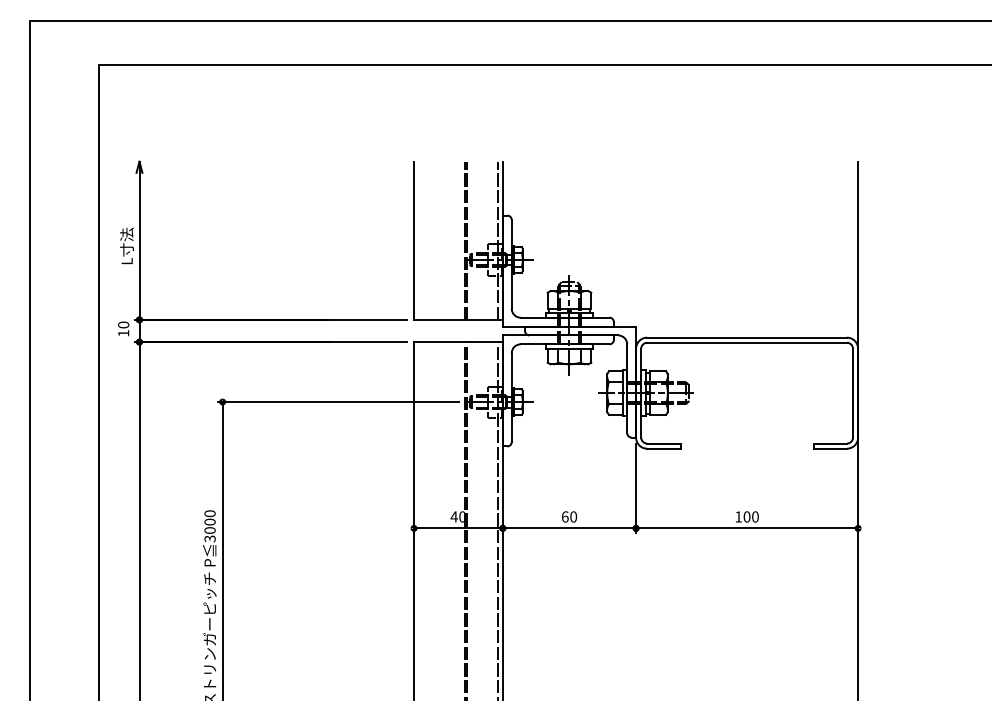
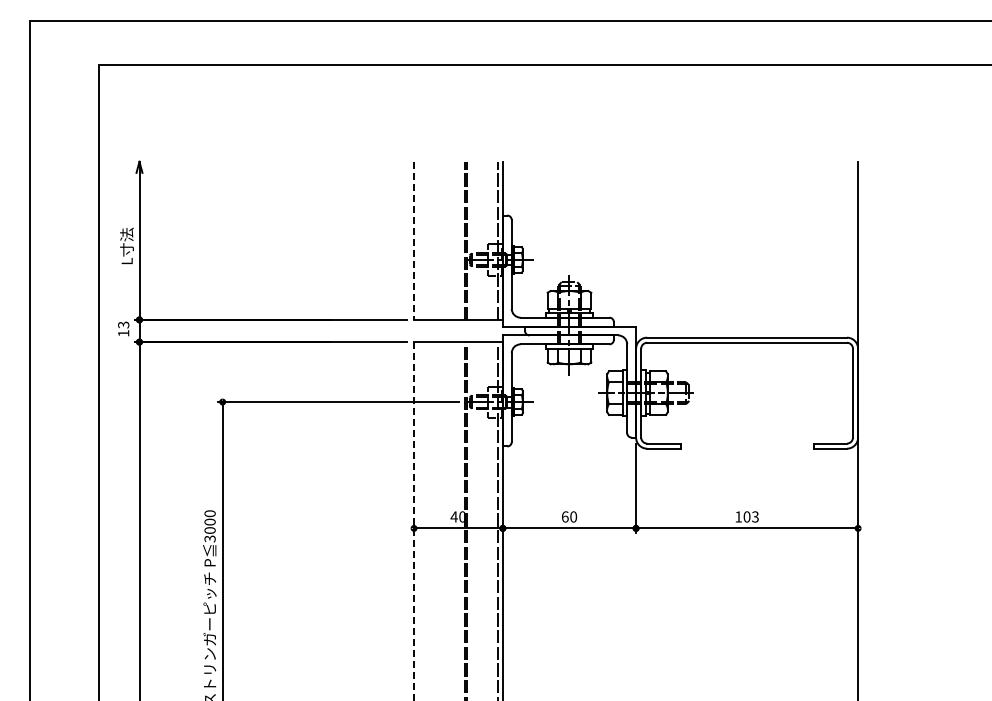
line: solid -> dashed (414, 241)
text: 10 -> 13 (123, 324)
text: 100 -> 103 (755, 516)
line: solid -> dashed (414, 521)
